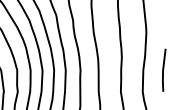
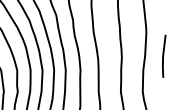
line position: (164, 69) -> (164, 55) (164, 55)
